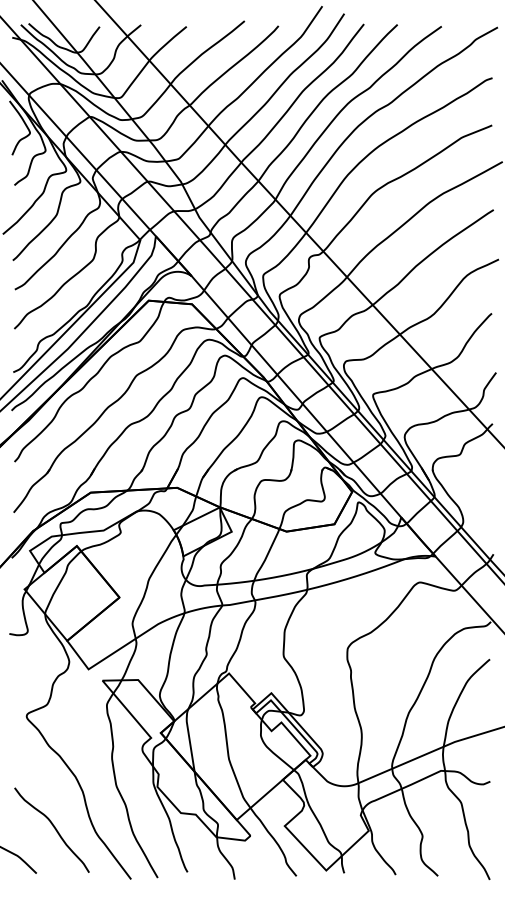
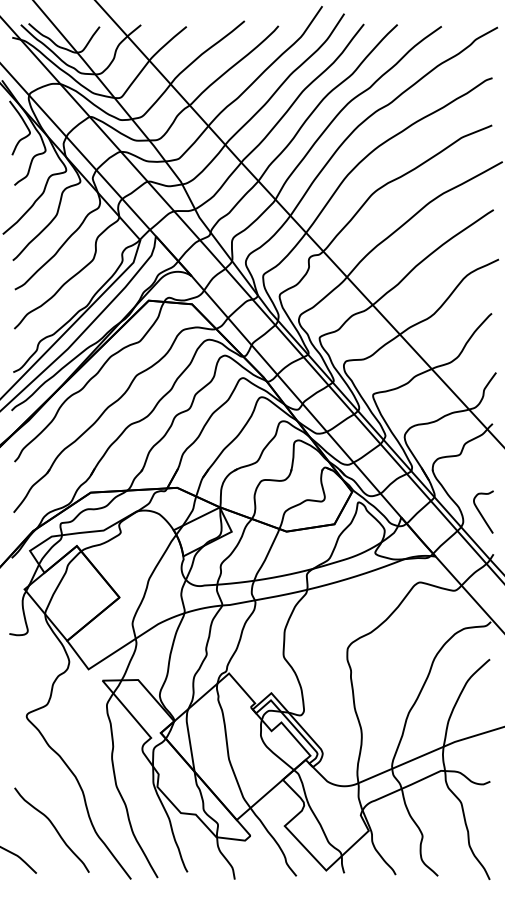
curve: none -> present (481, 513)
